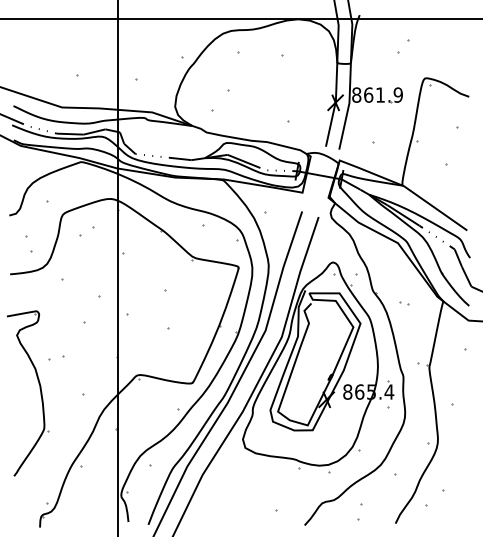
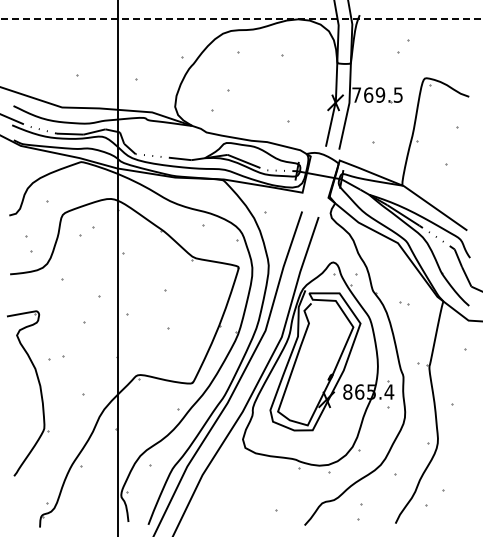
line: solid -> dashed (241, 18)
text: 861.9 -> 769.5 (377, 94)
